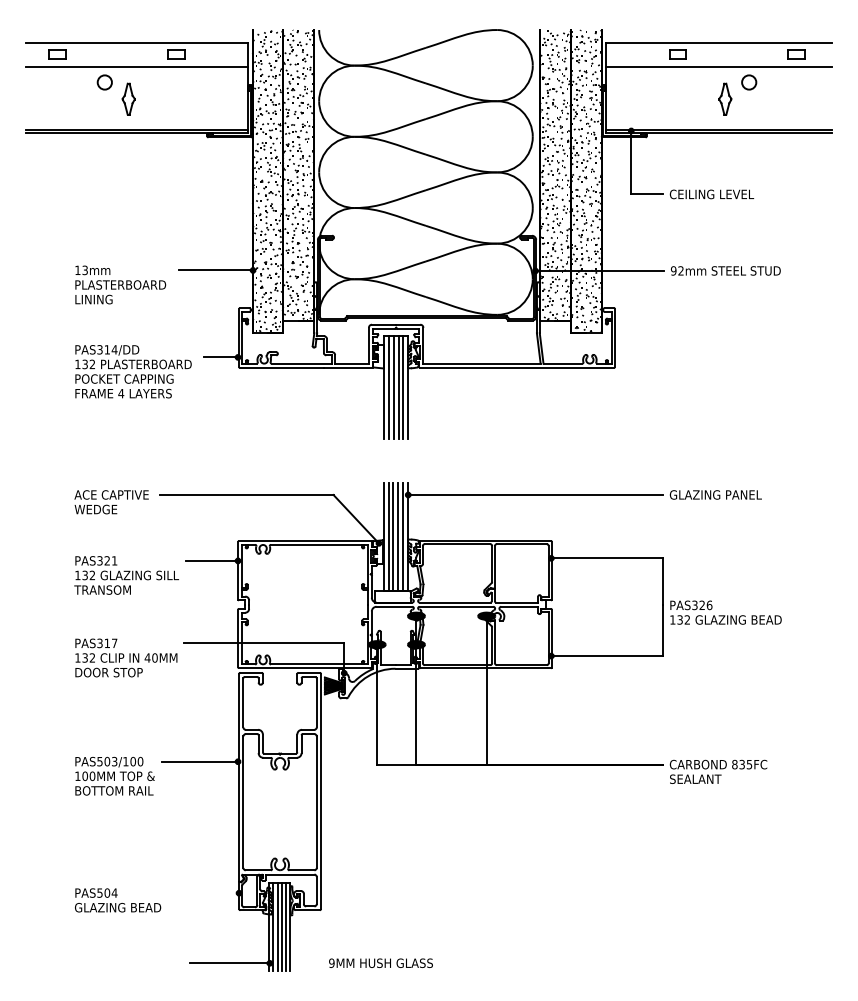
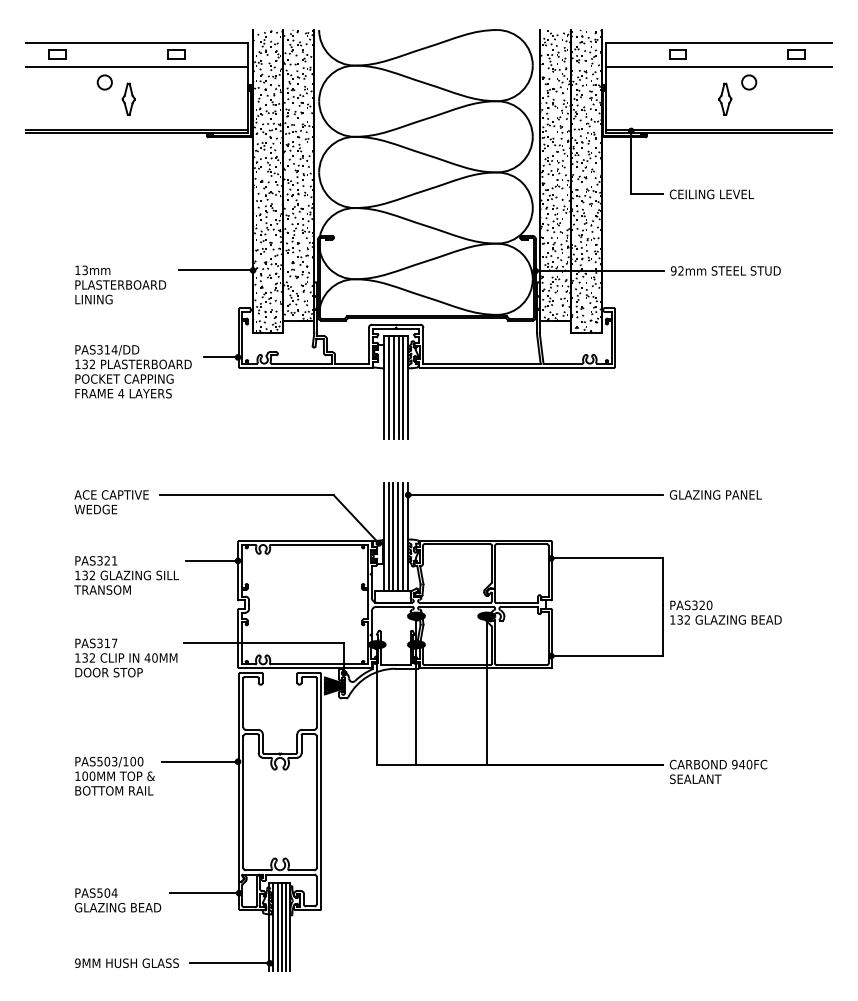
text: PAS326 -> PAS320 (709, 604)
text: 835FC -> 940FC (742, 764)
line: none -> present (204, 893)
text position: (380, 962) -> (126, 962) (126, 962)
